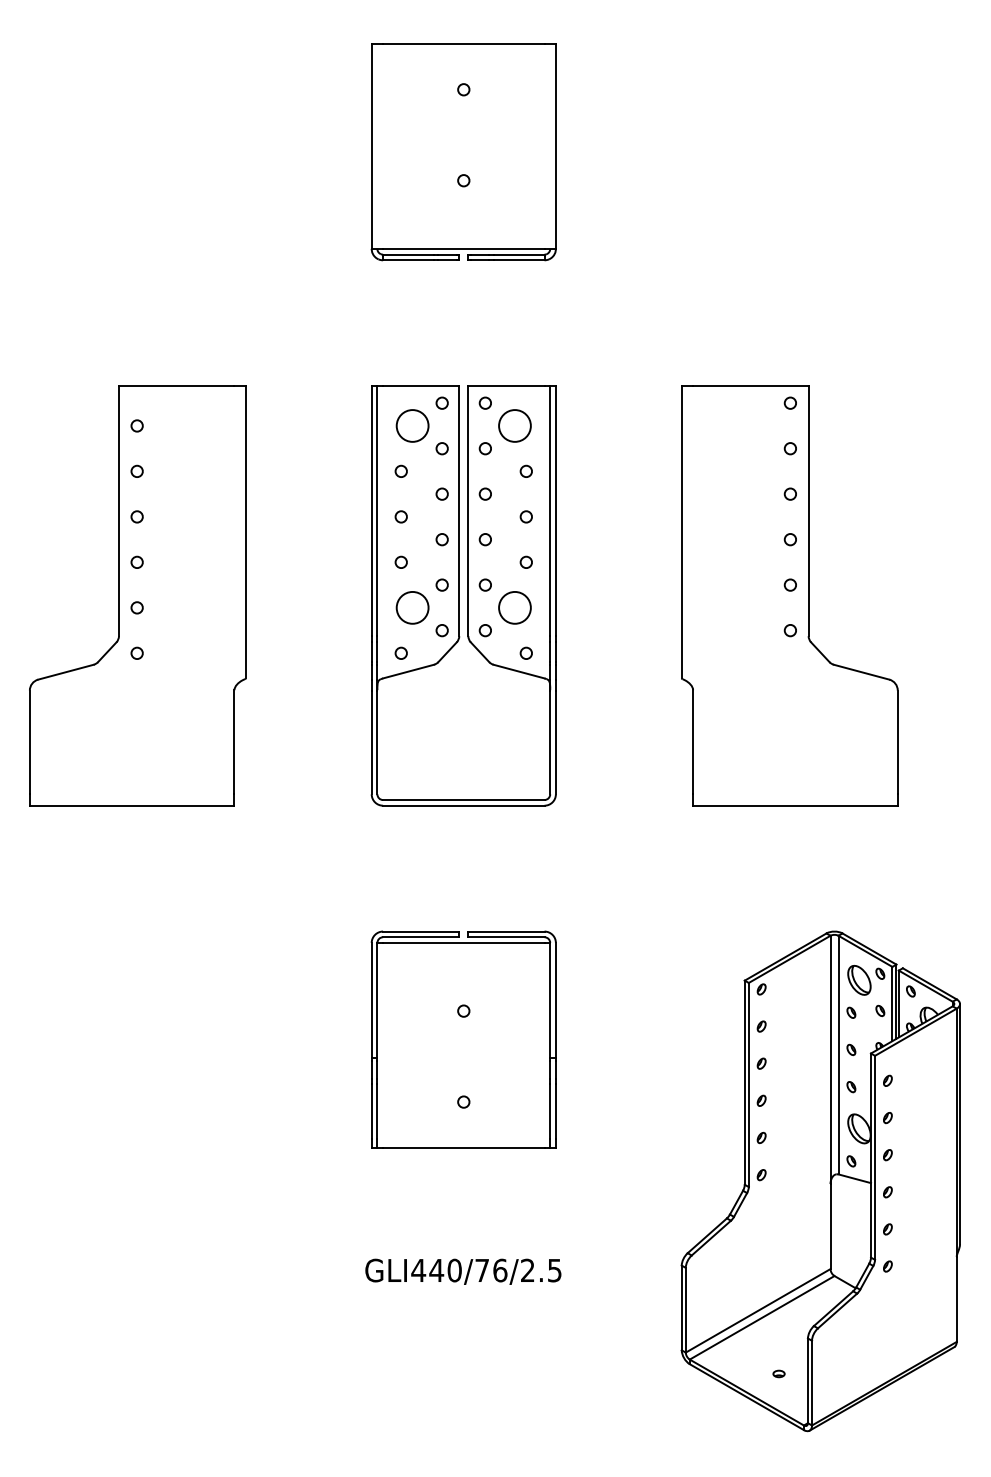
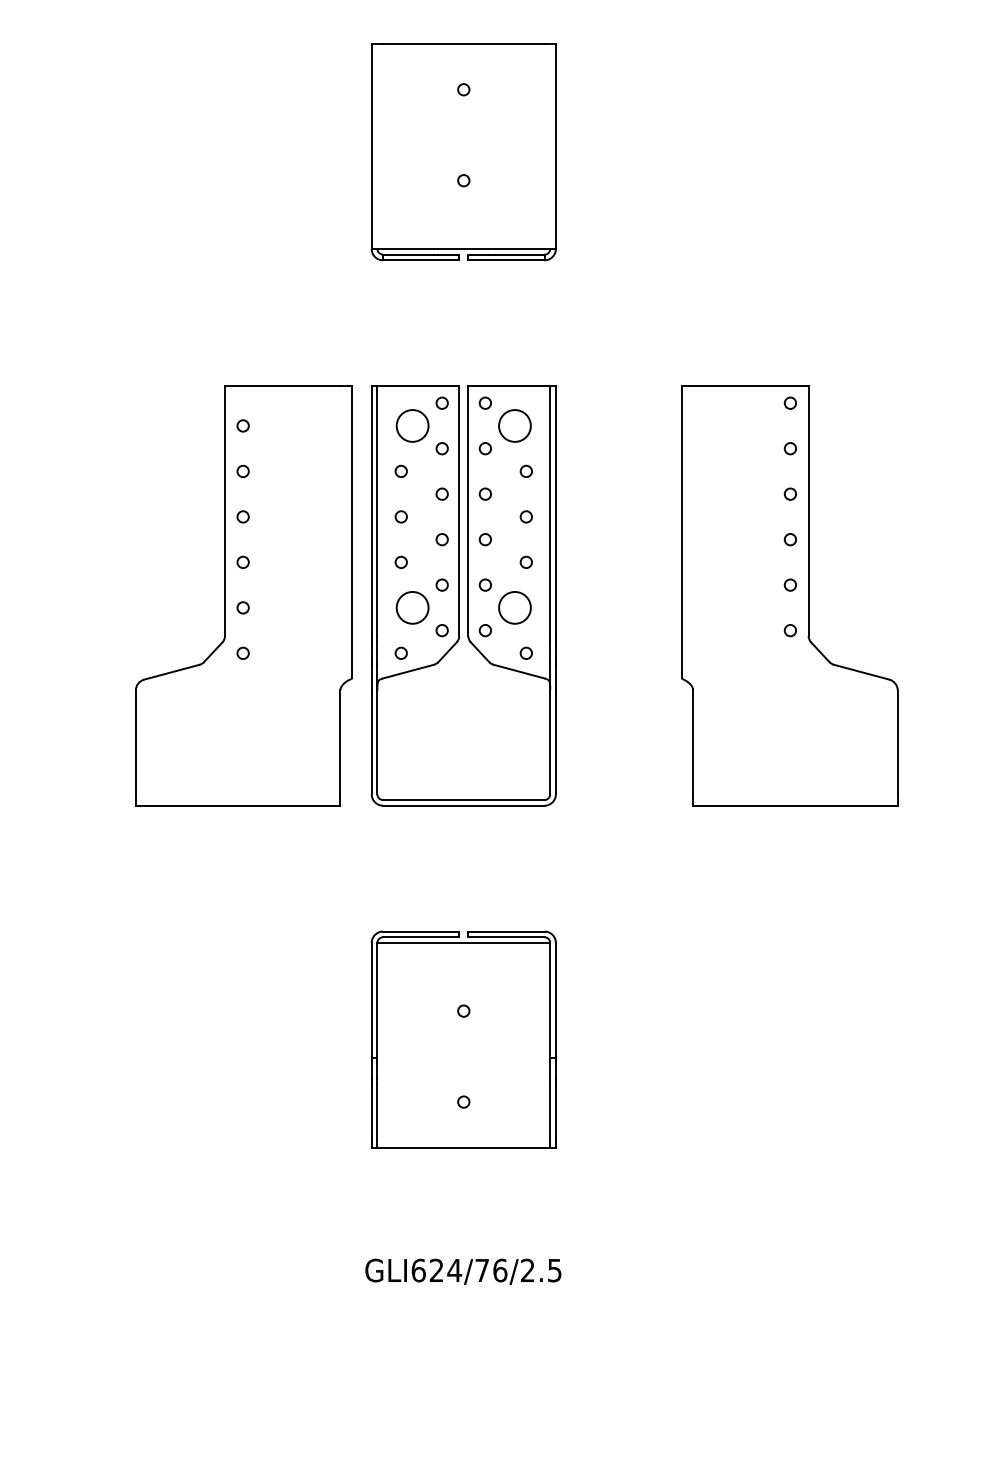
part position: (137, 595) -> (243, 595) (243, 595)
part: present -> none (820, 1181)
text: GLI440/76/2.5 -> GLI624/76/2.5 (436, 1270)
